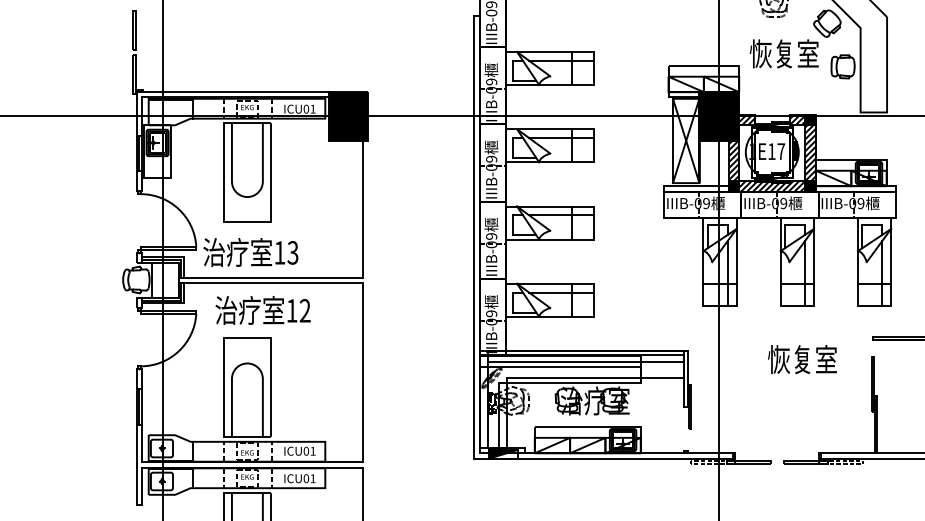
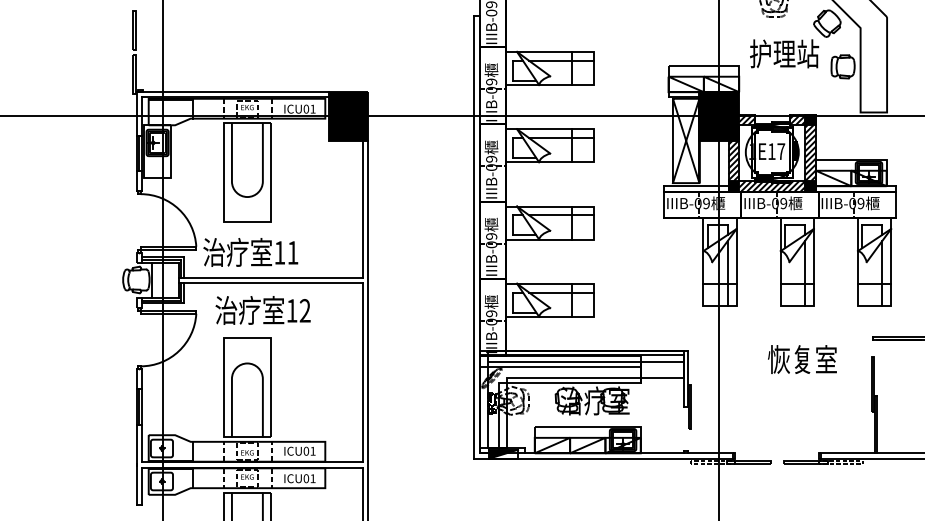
text: 恢复室 -> 护理站 (784, 53)
text: 13 -> 11 (292, 252)
line: none -> present (368, 328)
